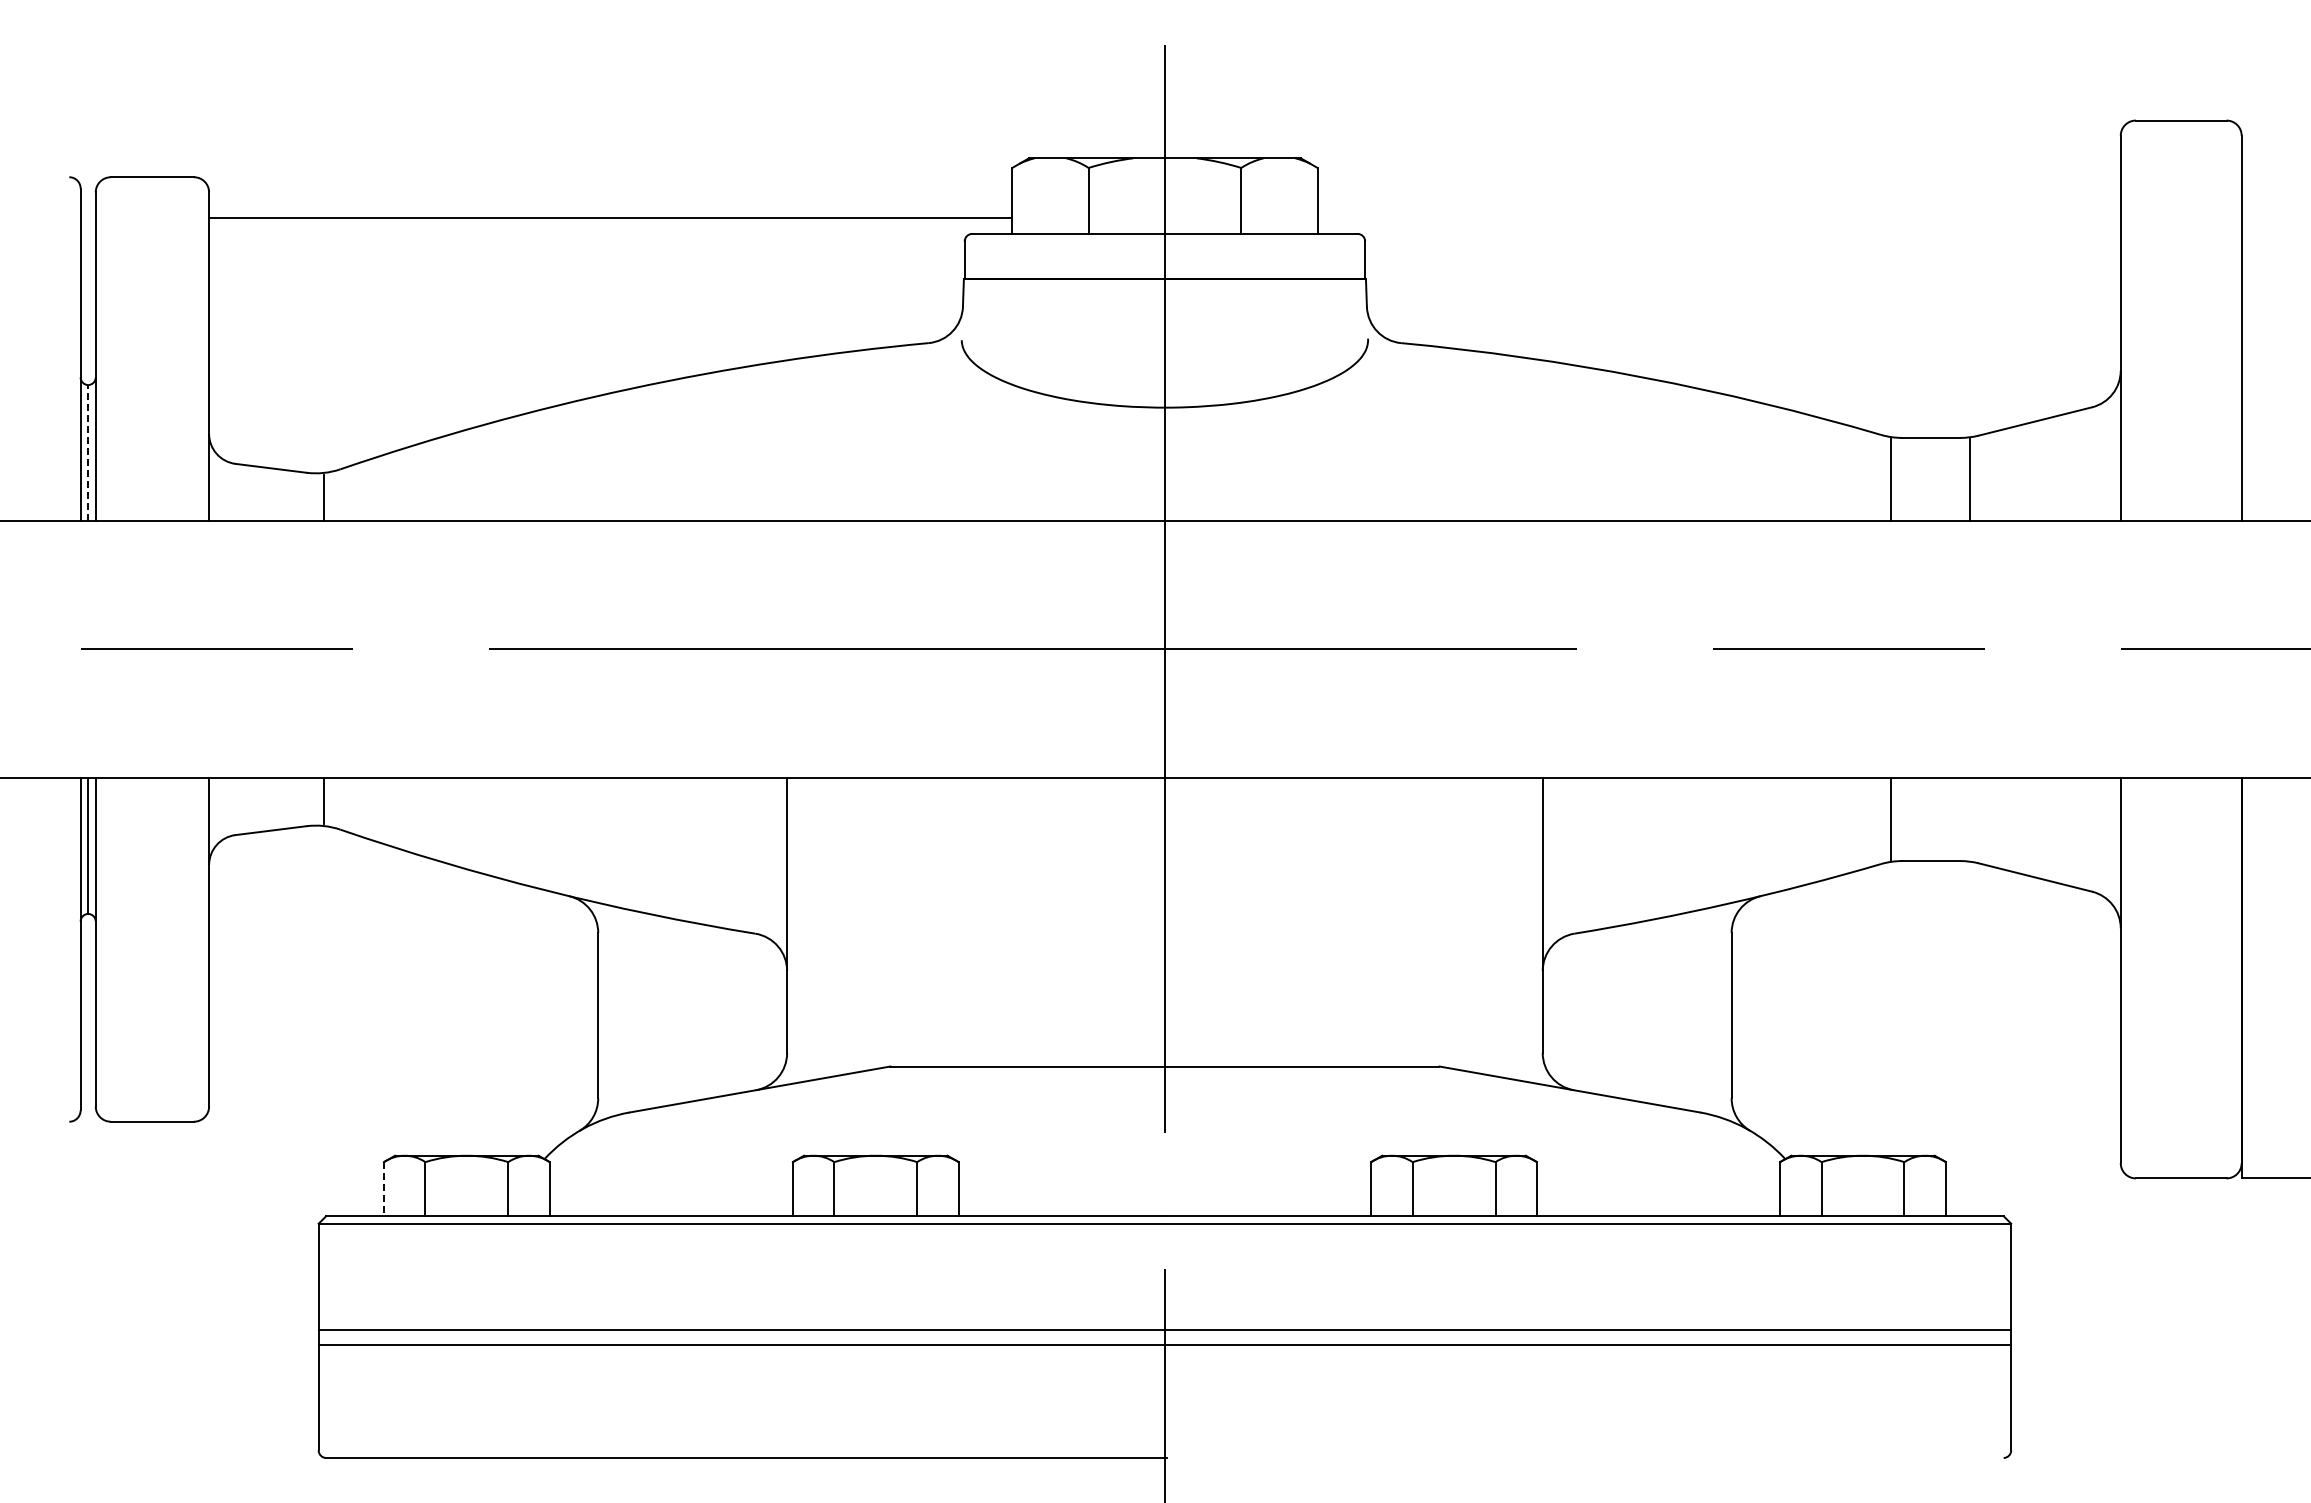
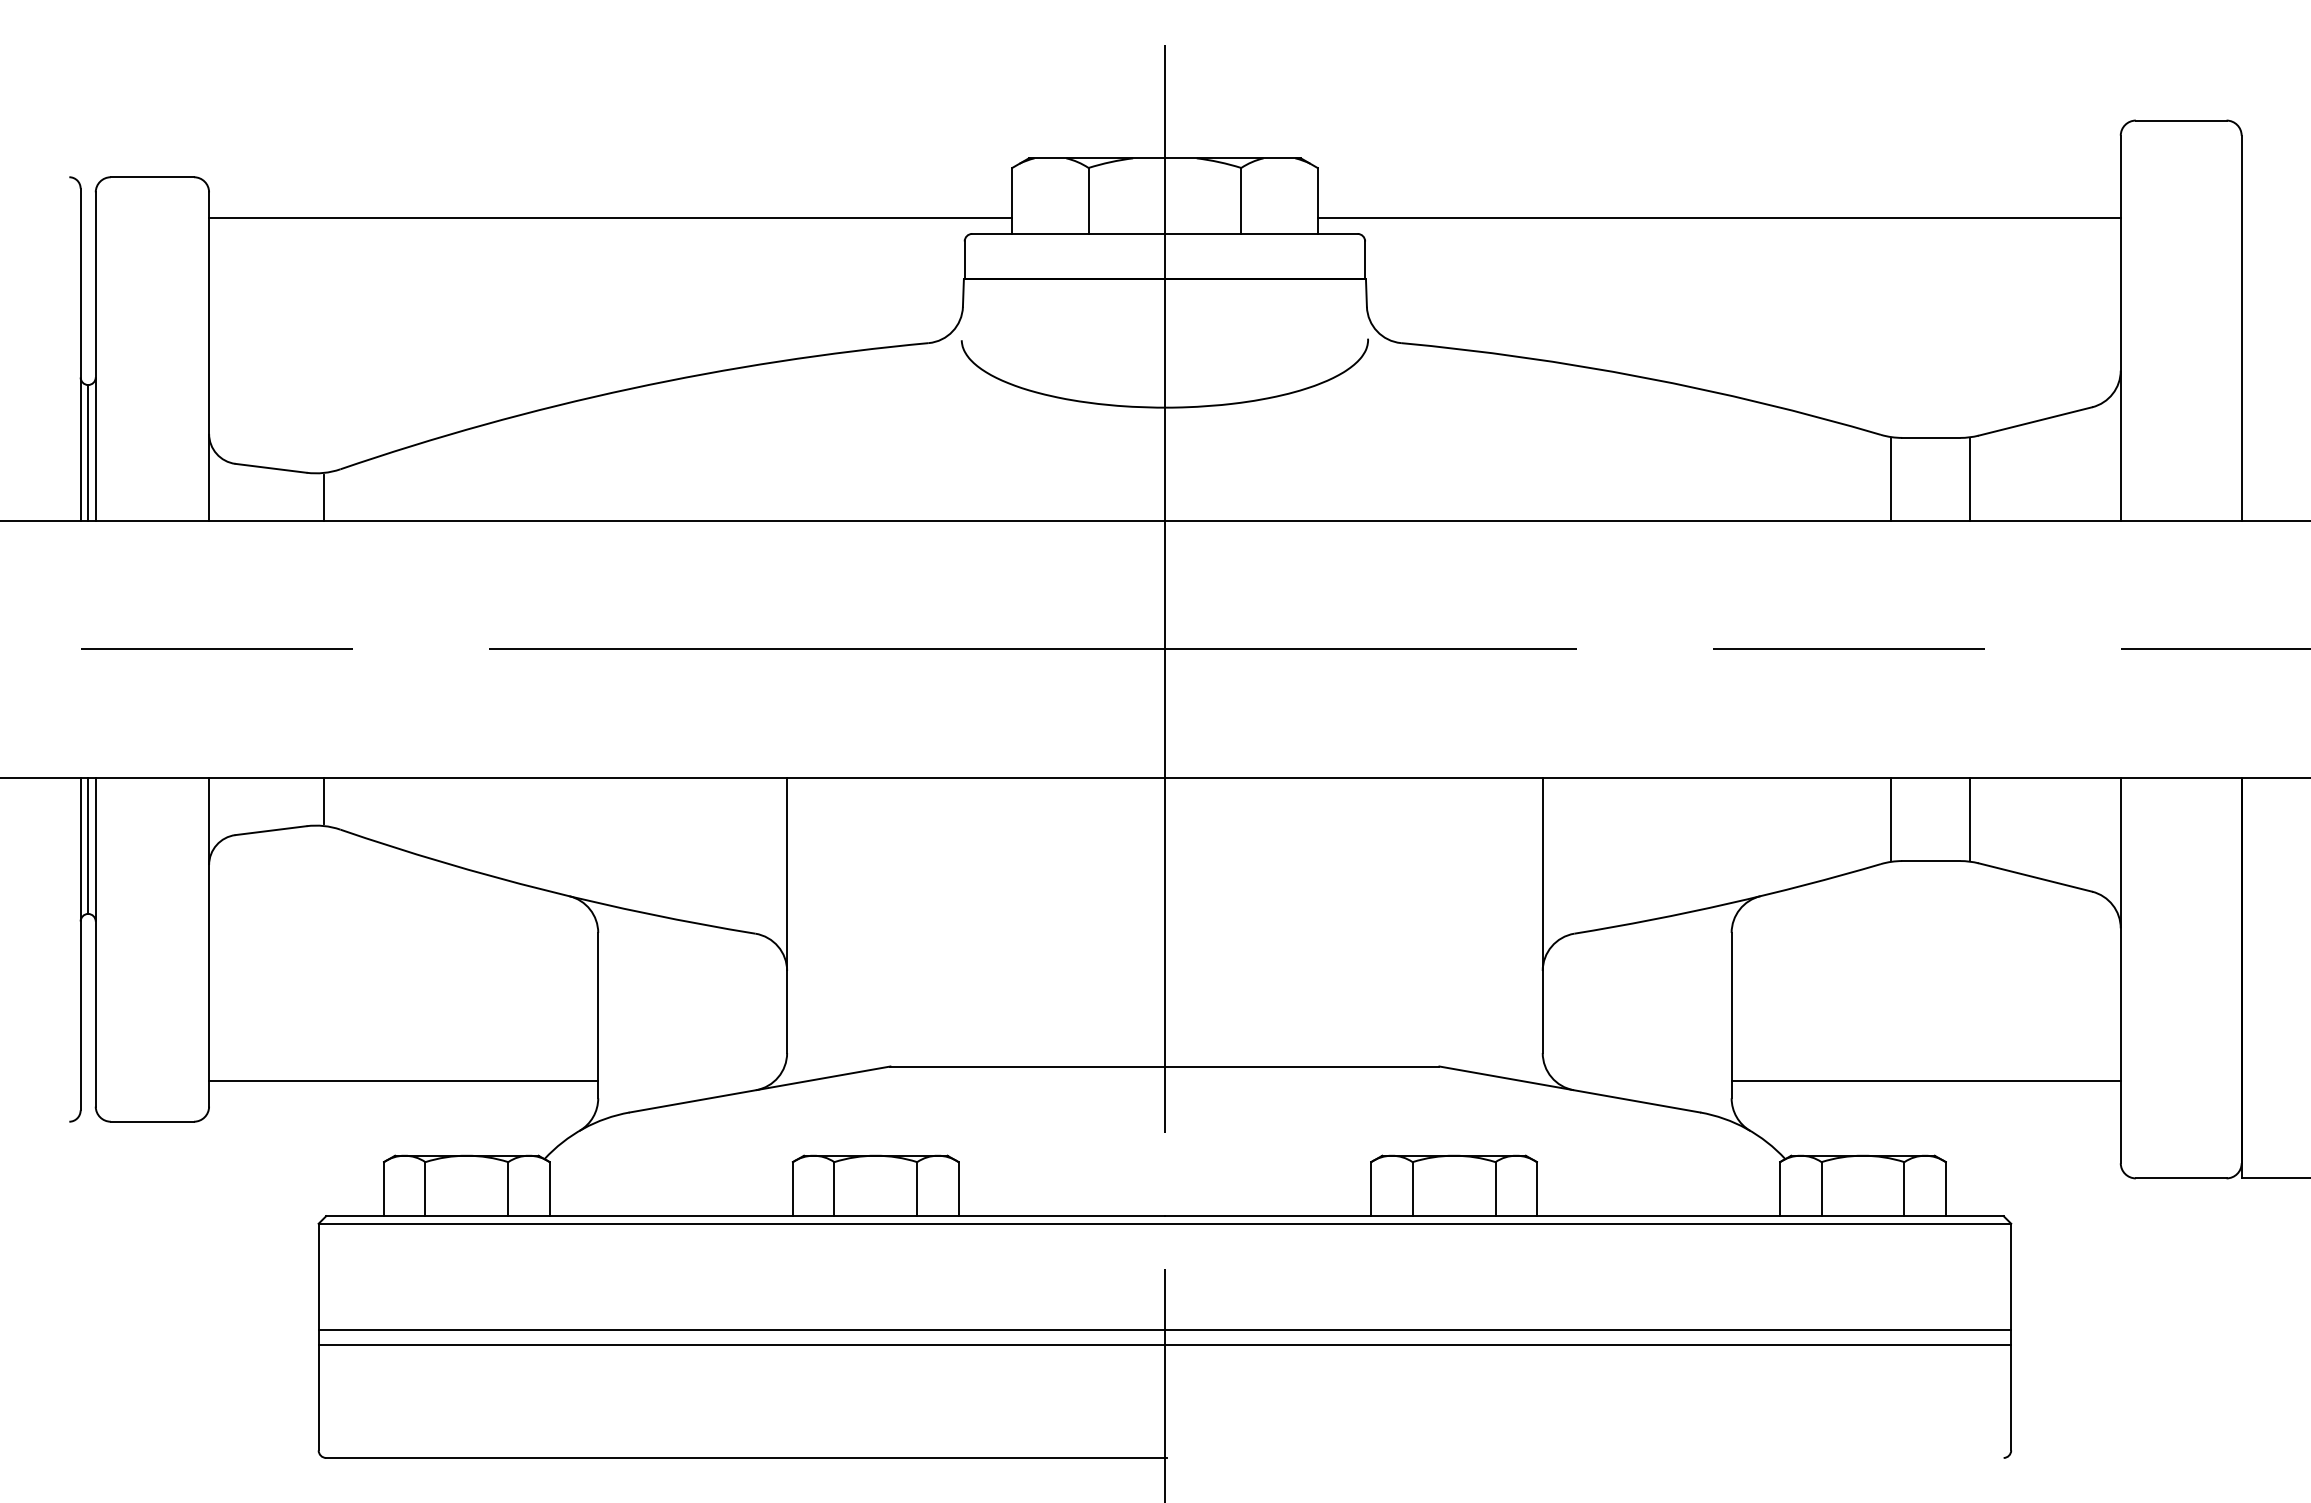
line: none -> present (1718, 217)
line: dashed -> solid (88, 452)
line: none -> present (1969, 819)
line: none -> present (403, 1081)
line: none -> present (1925, 1081)
line: dashed -> solid (383, 1189)
